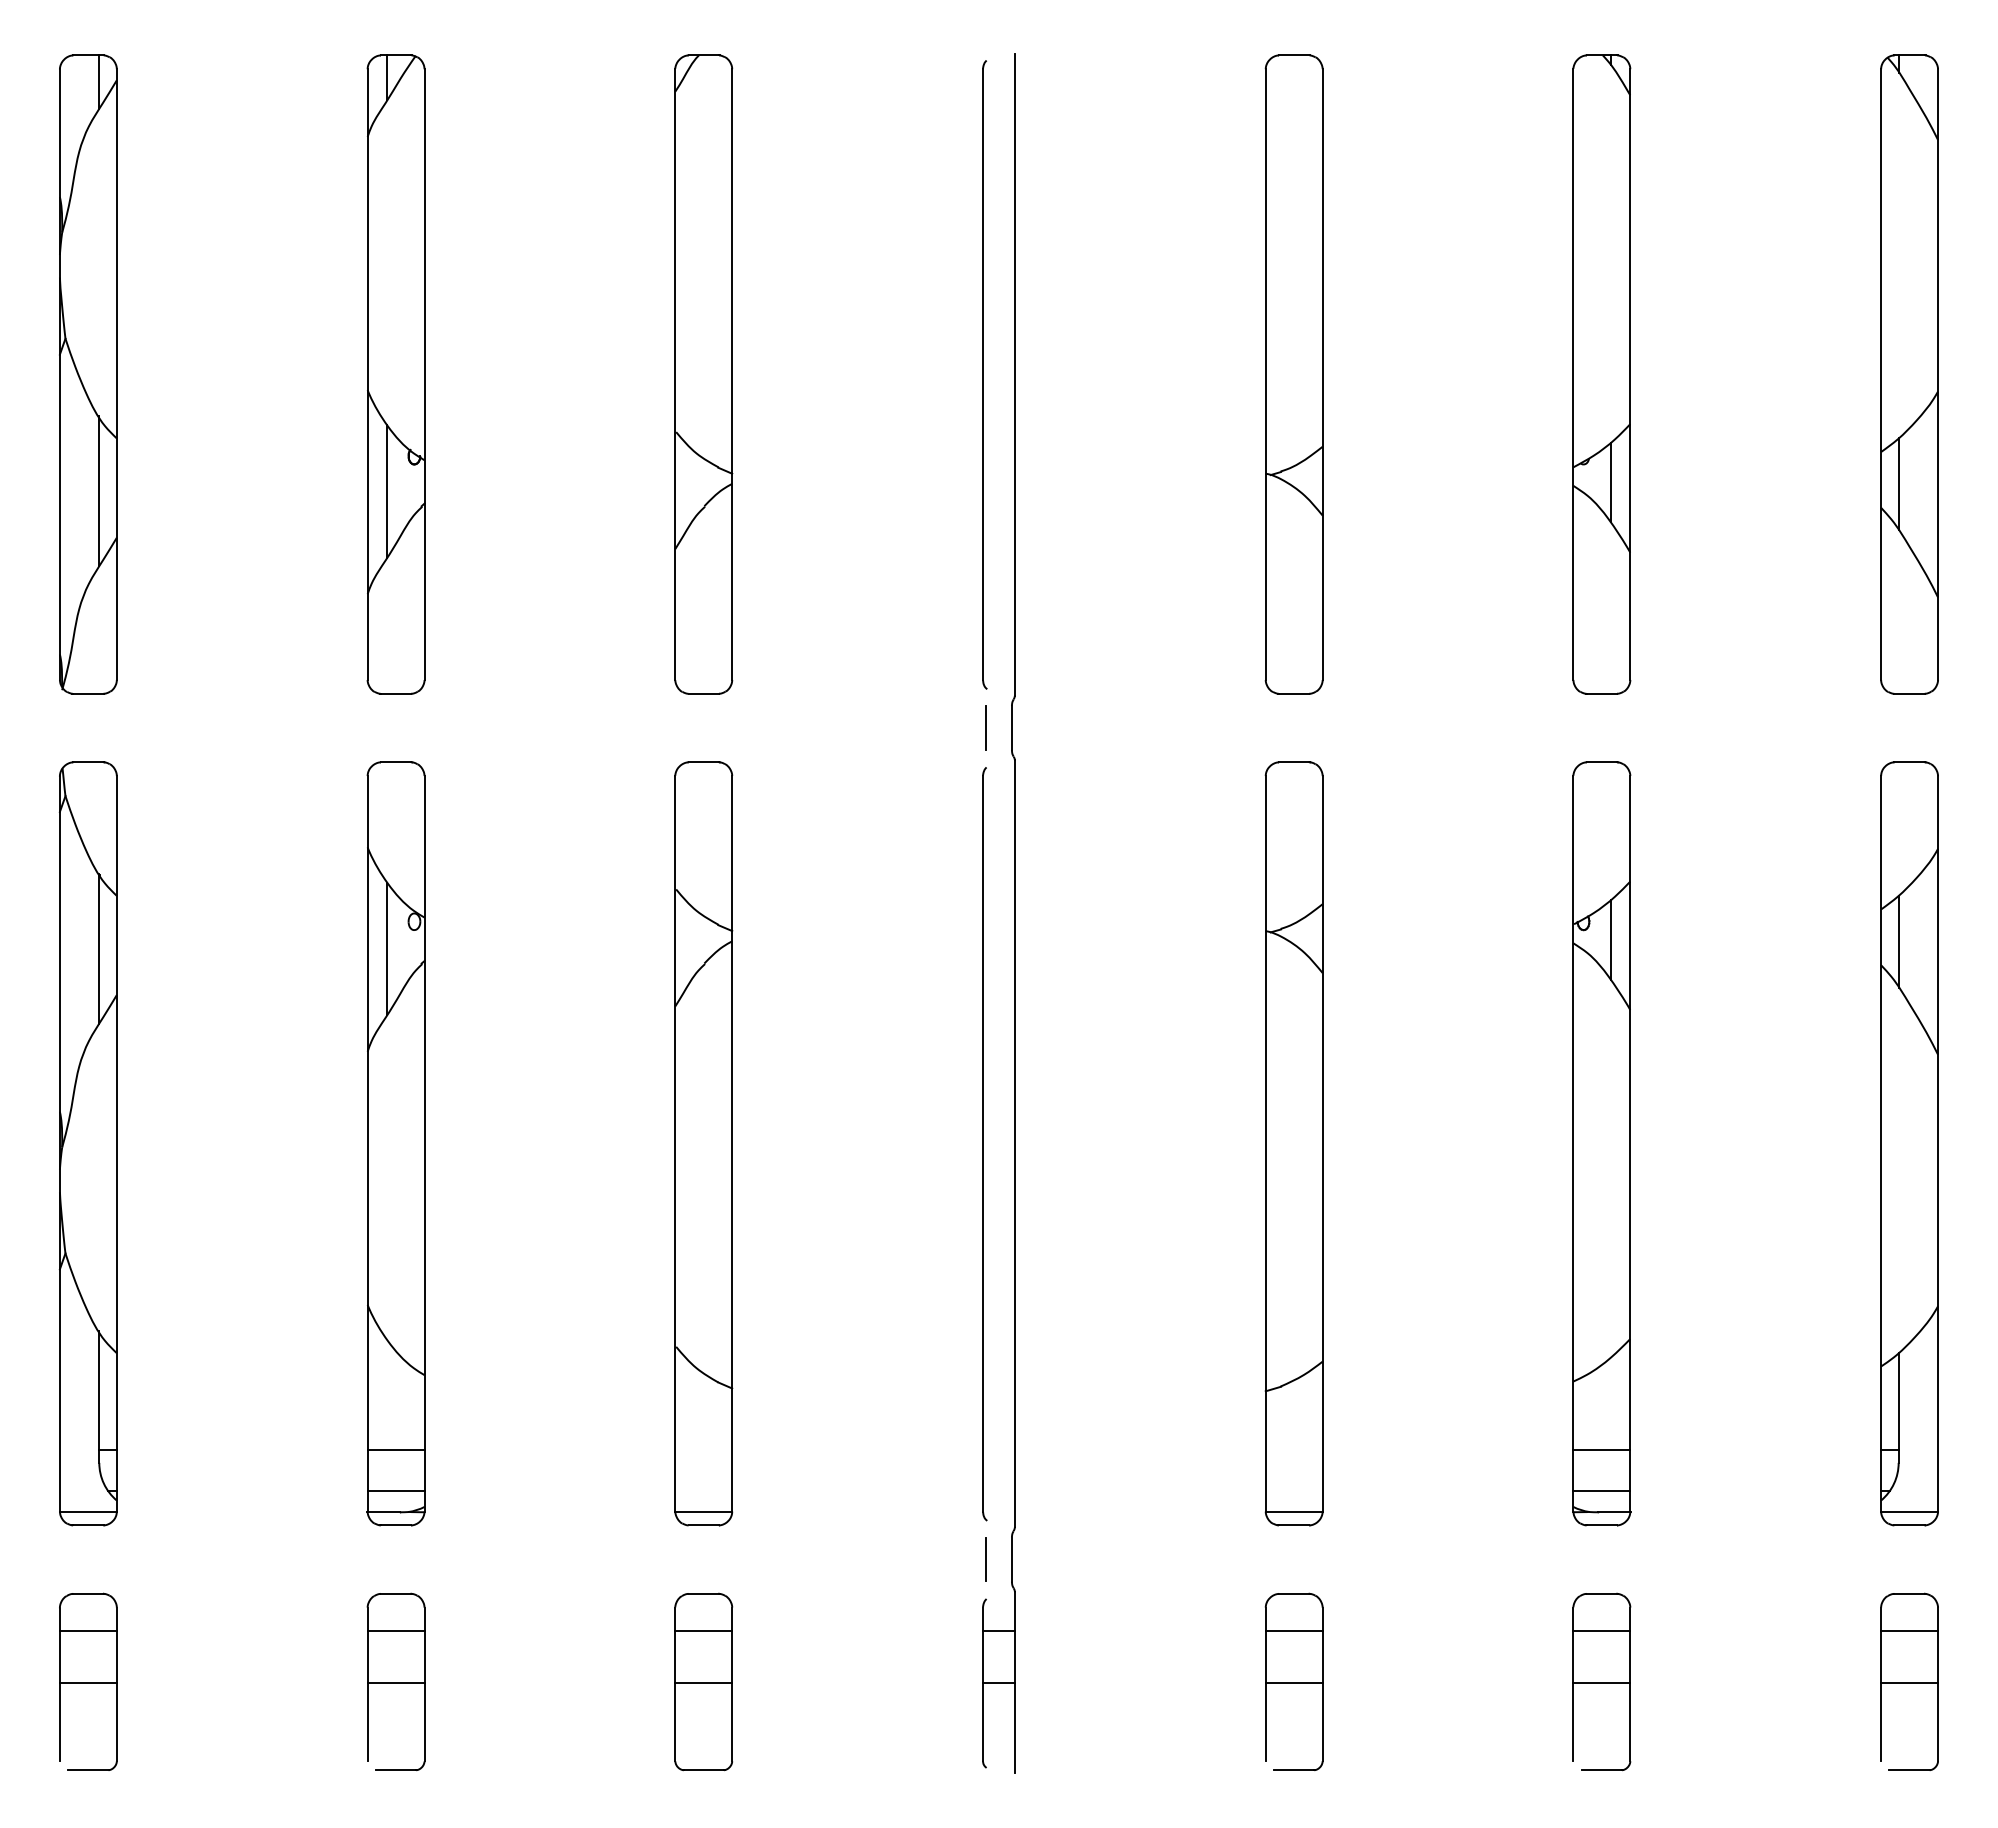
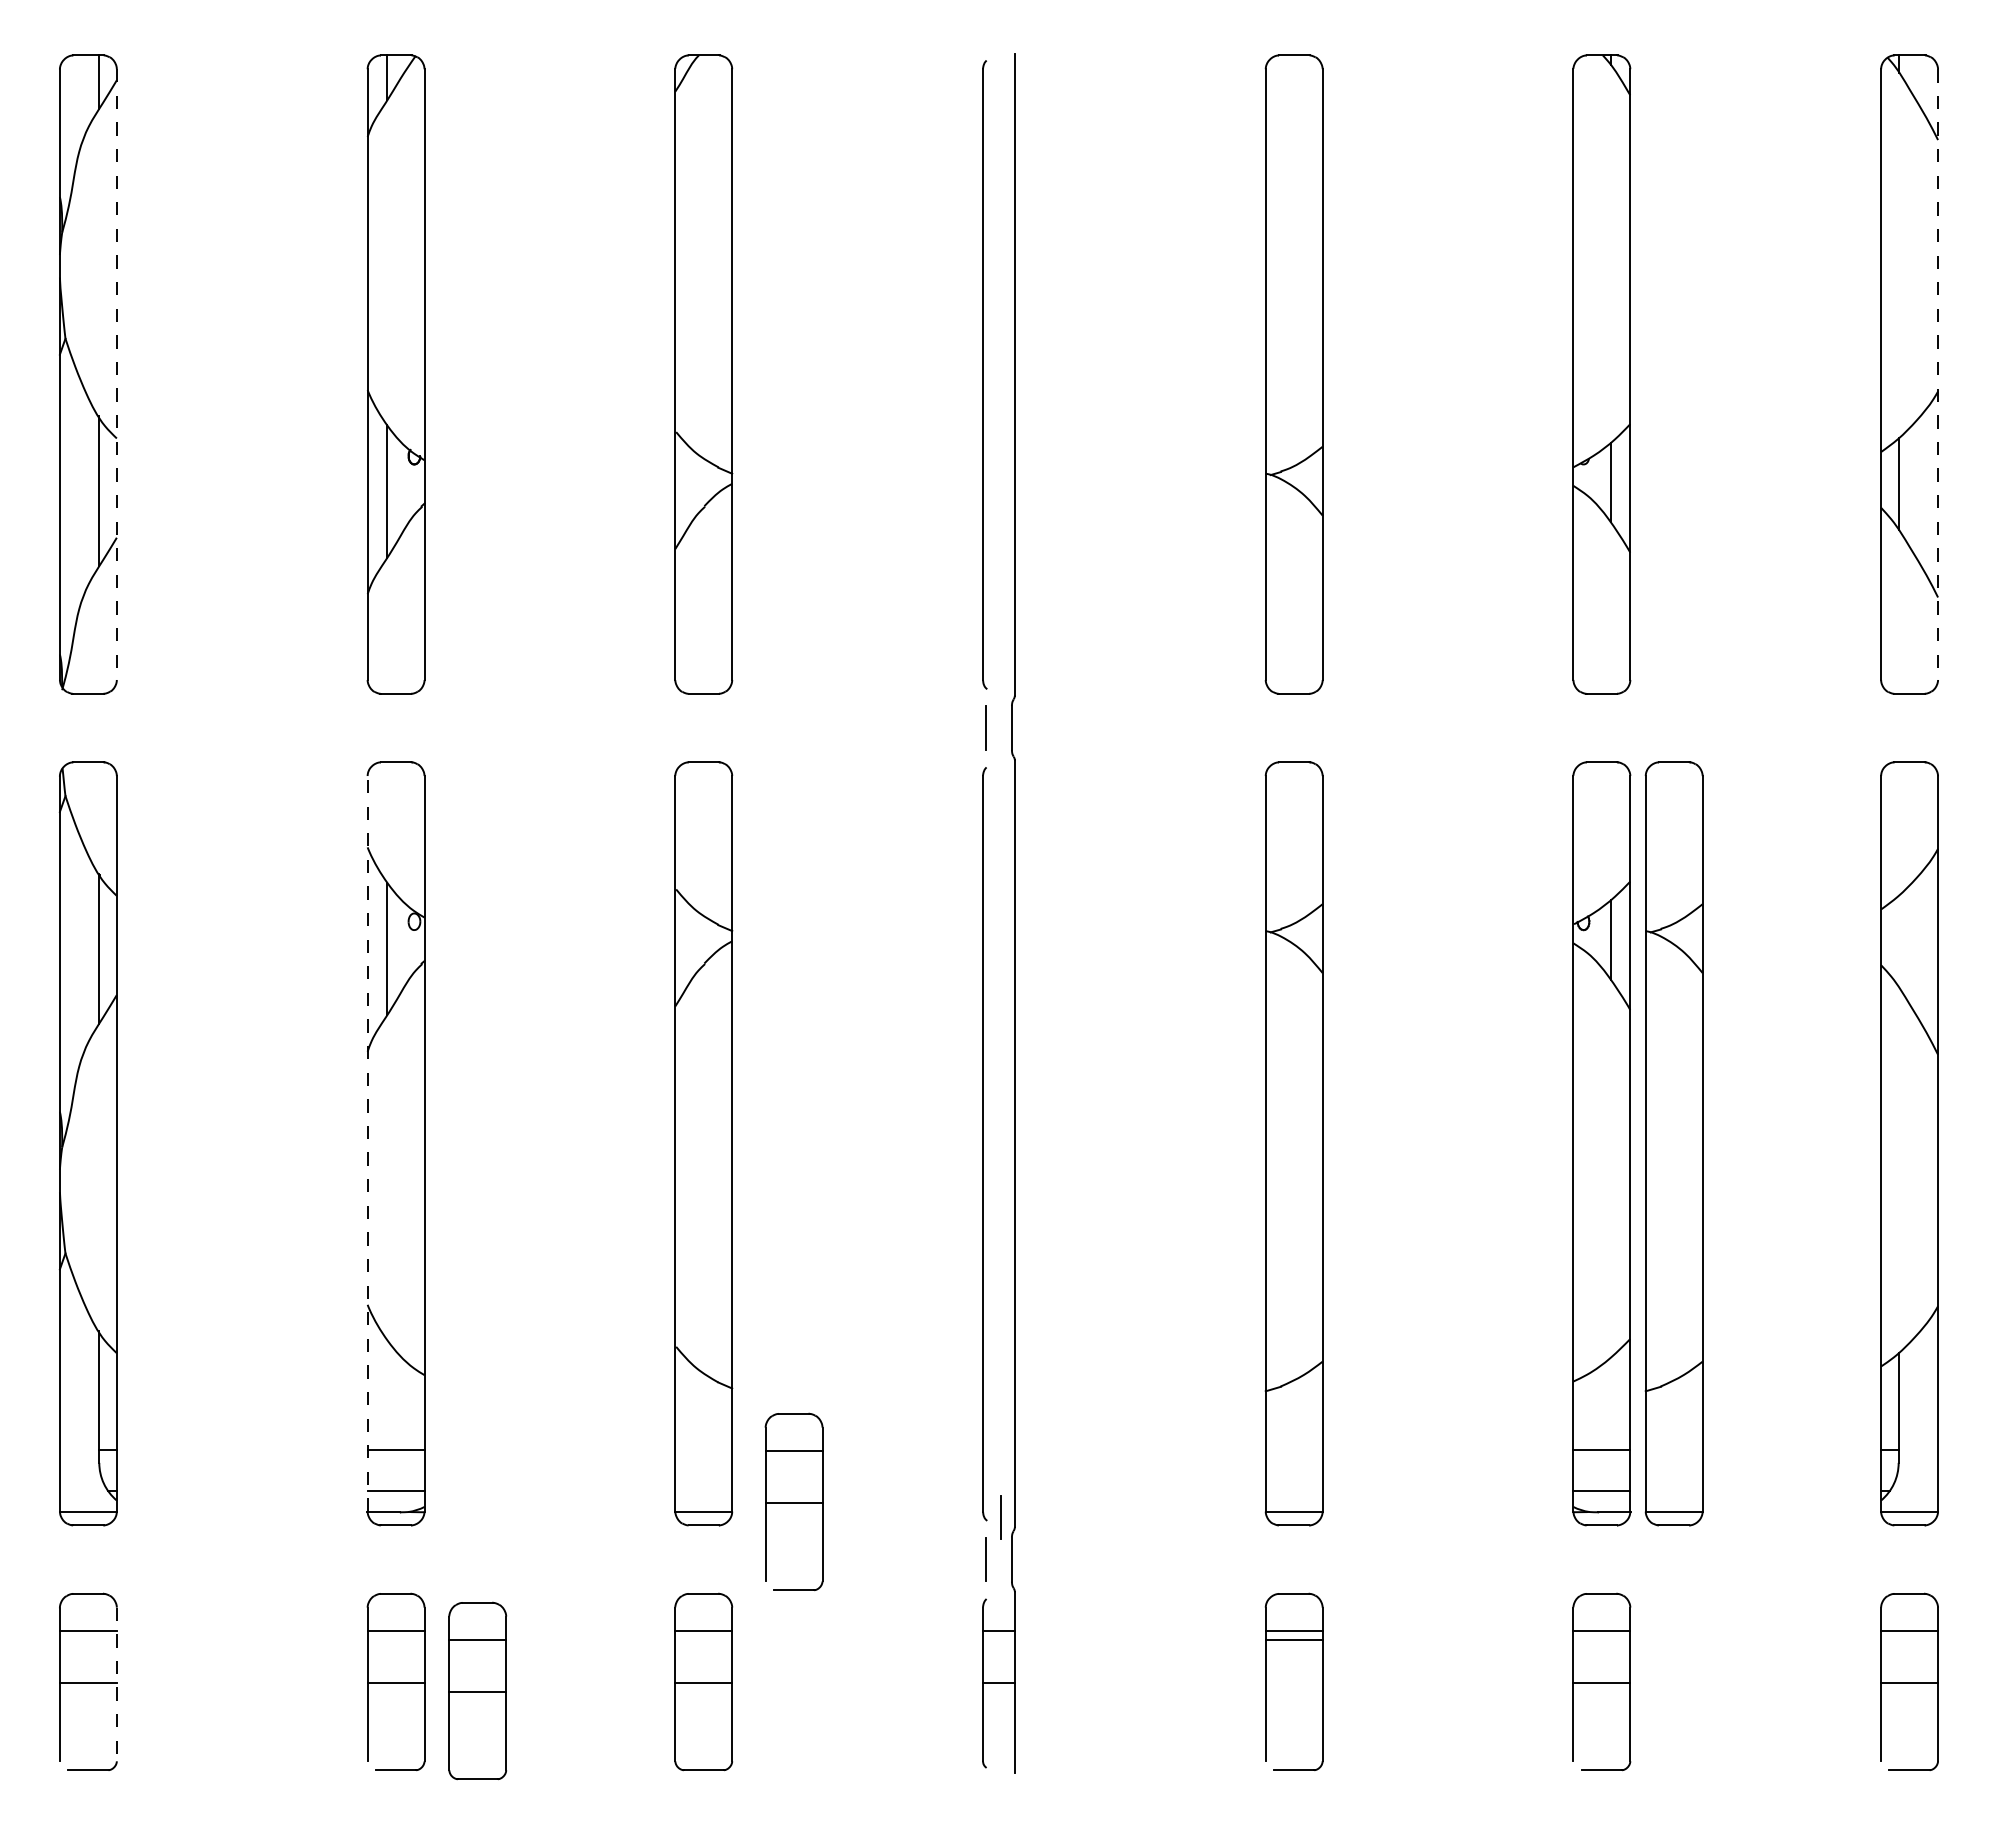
line: solid -> dashed (116, 375)
line: solid -> dashed (1938, 375)
line: present -> none (1898, 941)
line: solid -> dashed (367, 1143)
part: none -> present (1673, 1143)
part: none -> present (793, 1501)
line: none -> present (1000, 1517)
line position: (1293, 1682) -> (1293, 1639) (1293, 1639)
line: solid -> dashed (116, 1684)
part: none -> present (477, 1690)
